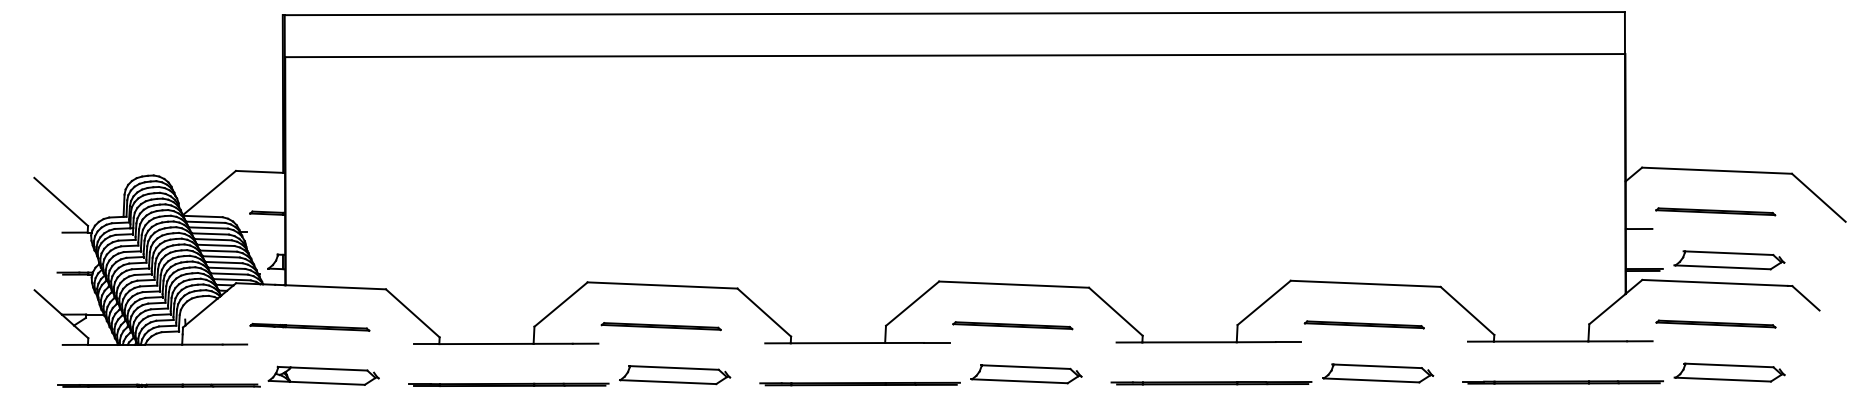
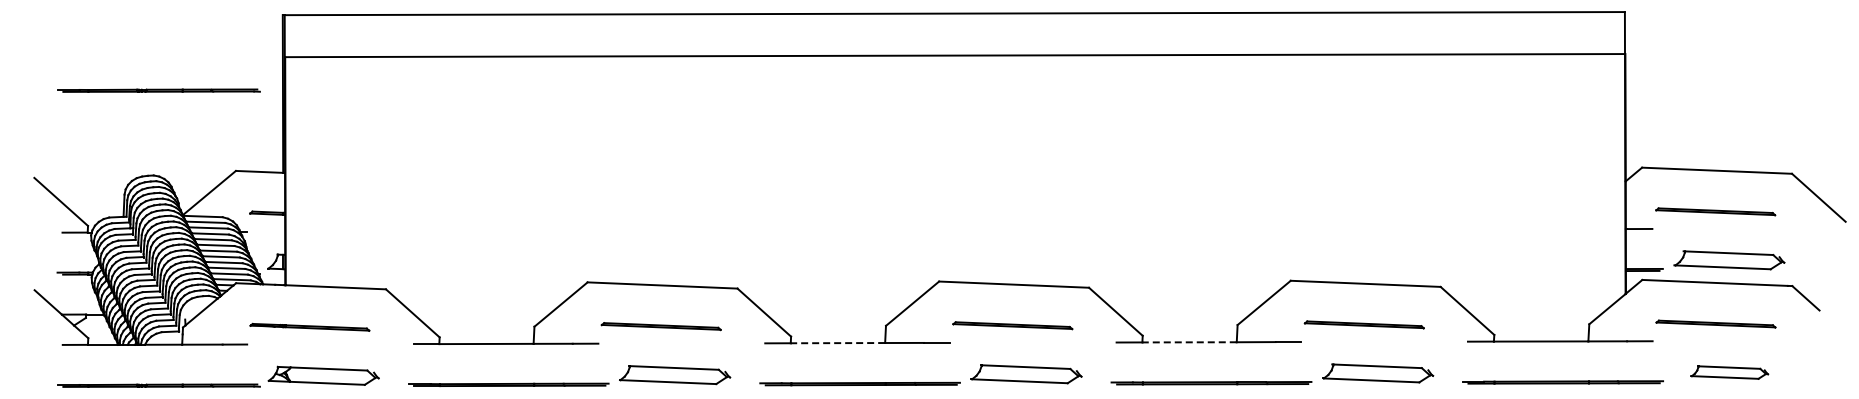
line: none -> present (158, 90)
line: solid -> dashed (1189, 342)
line: solid -> dashed (837, 343)
part size: 113x21 px -> 80x15 px (1729, 372)
